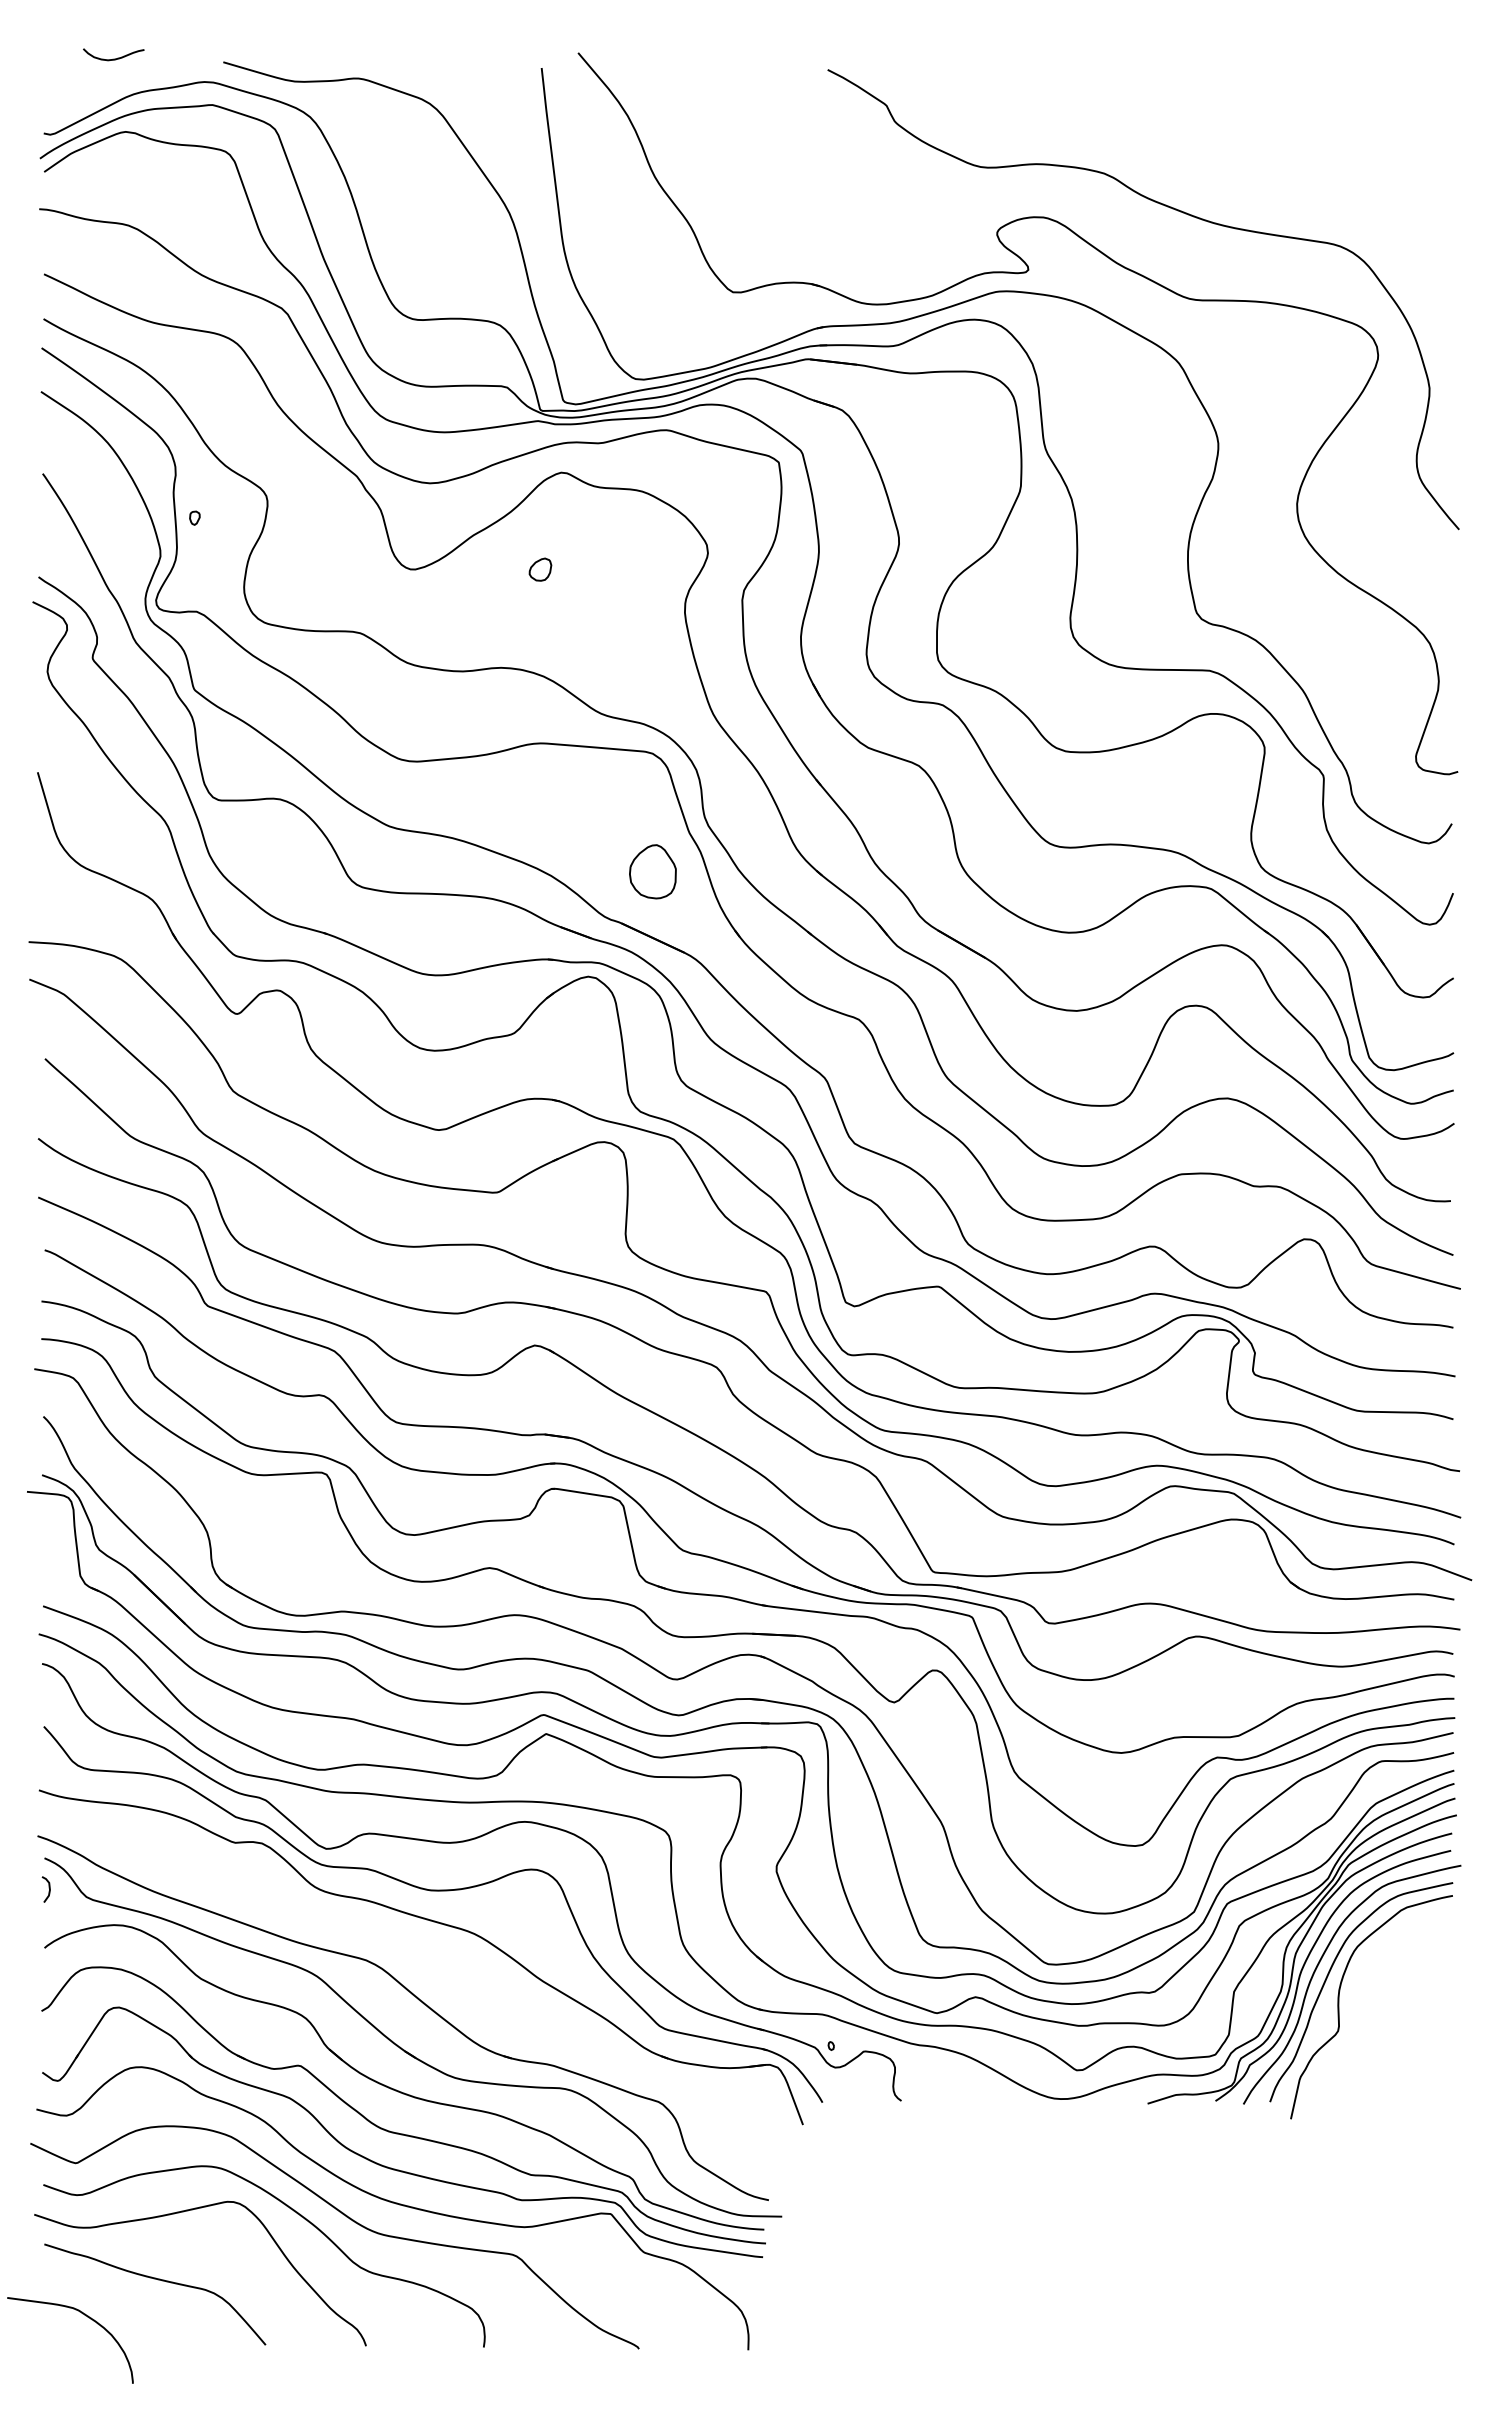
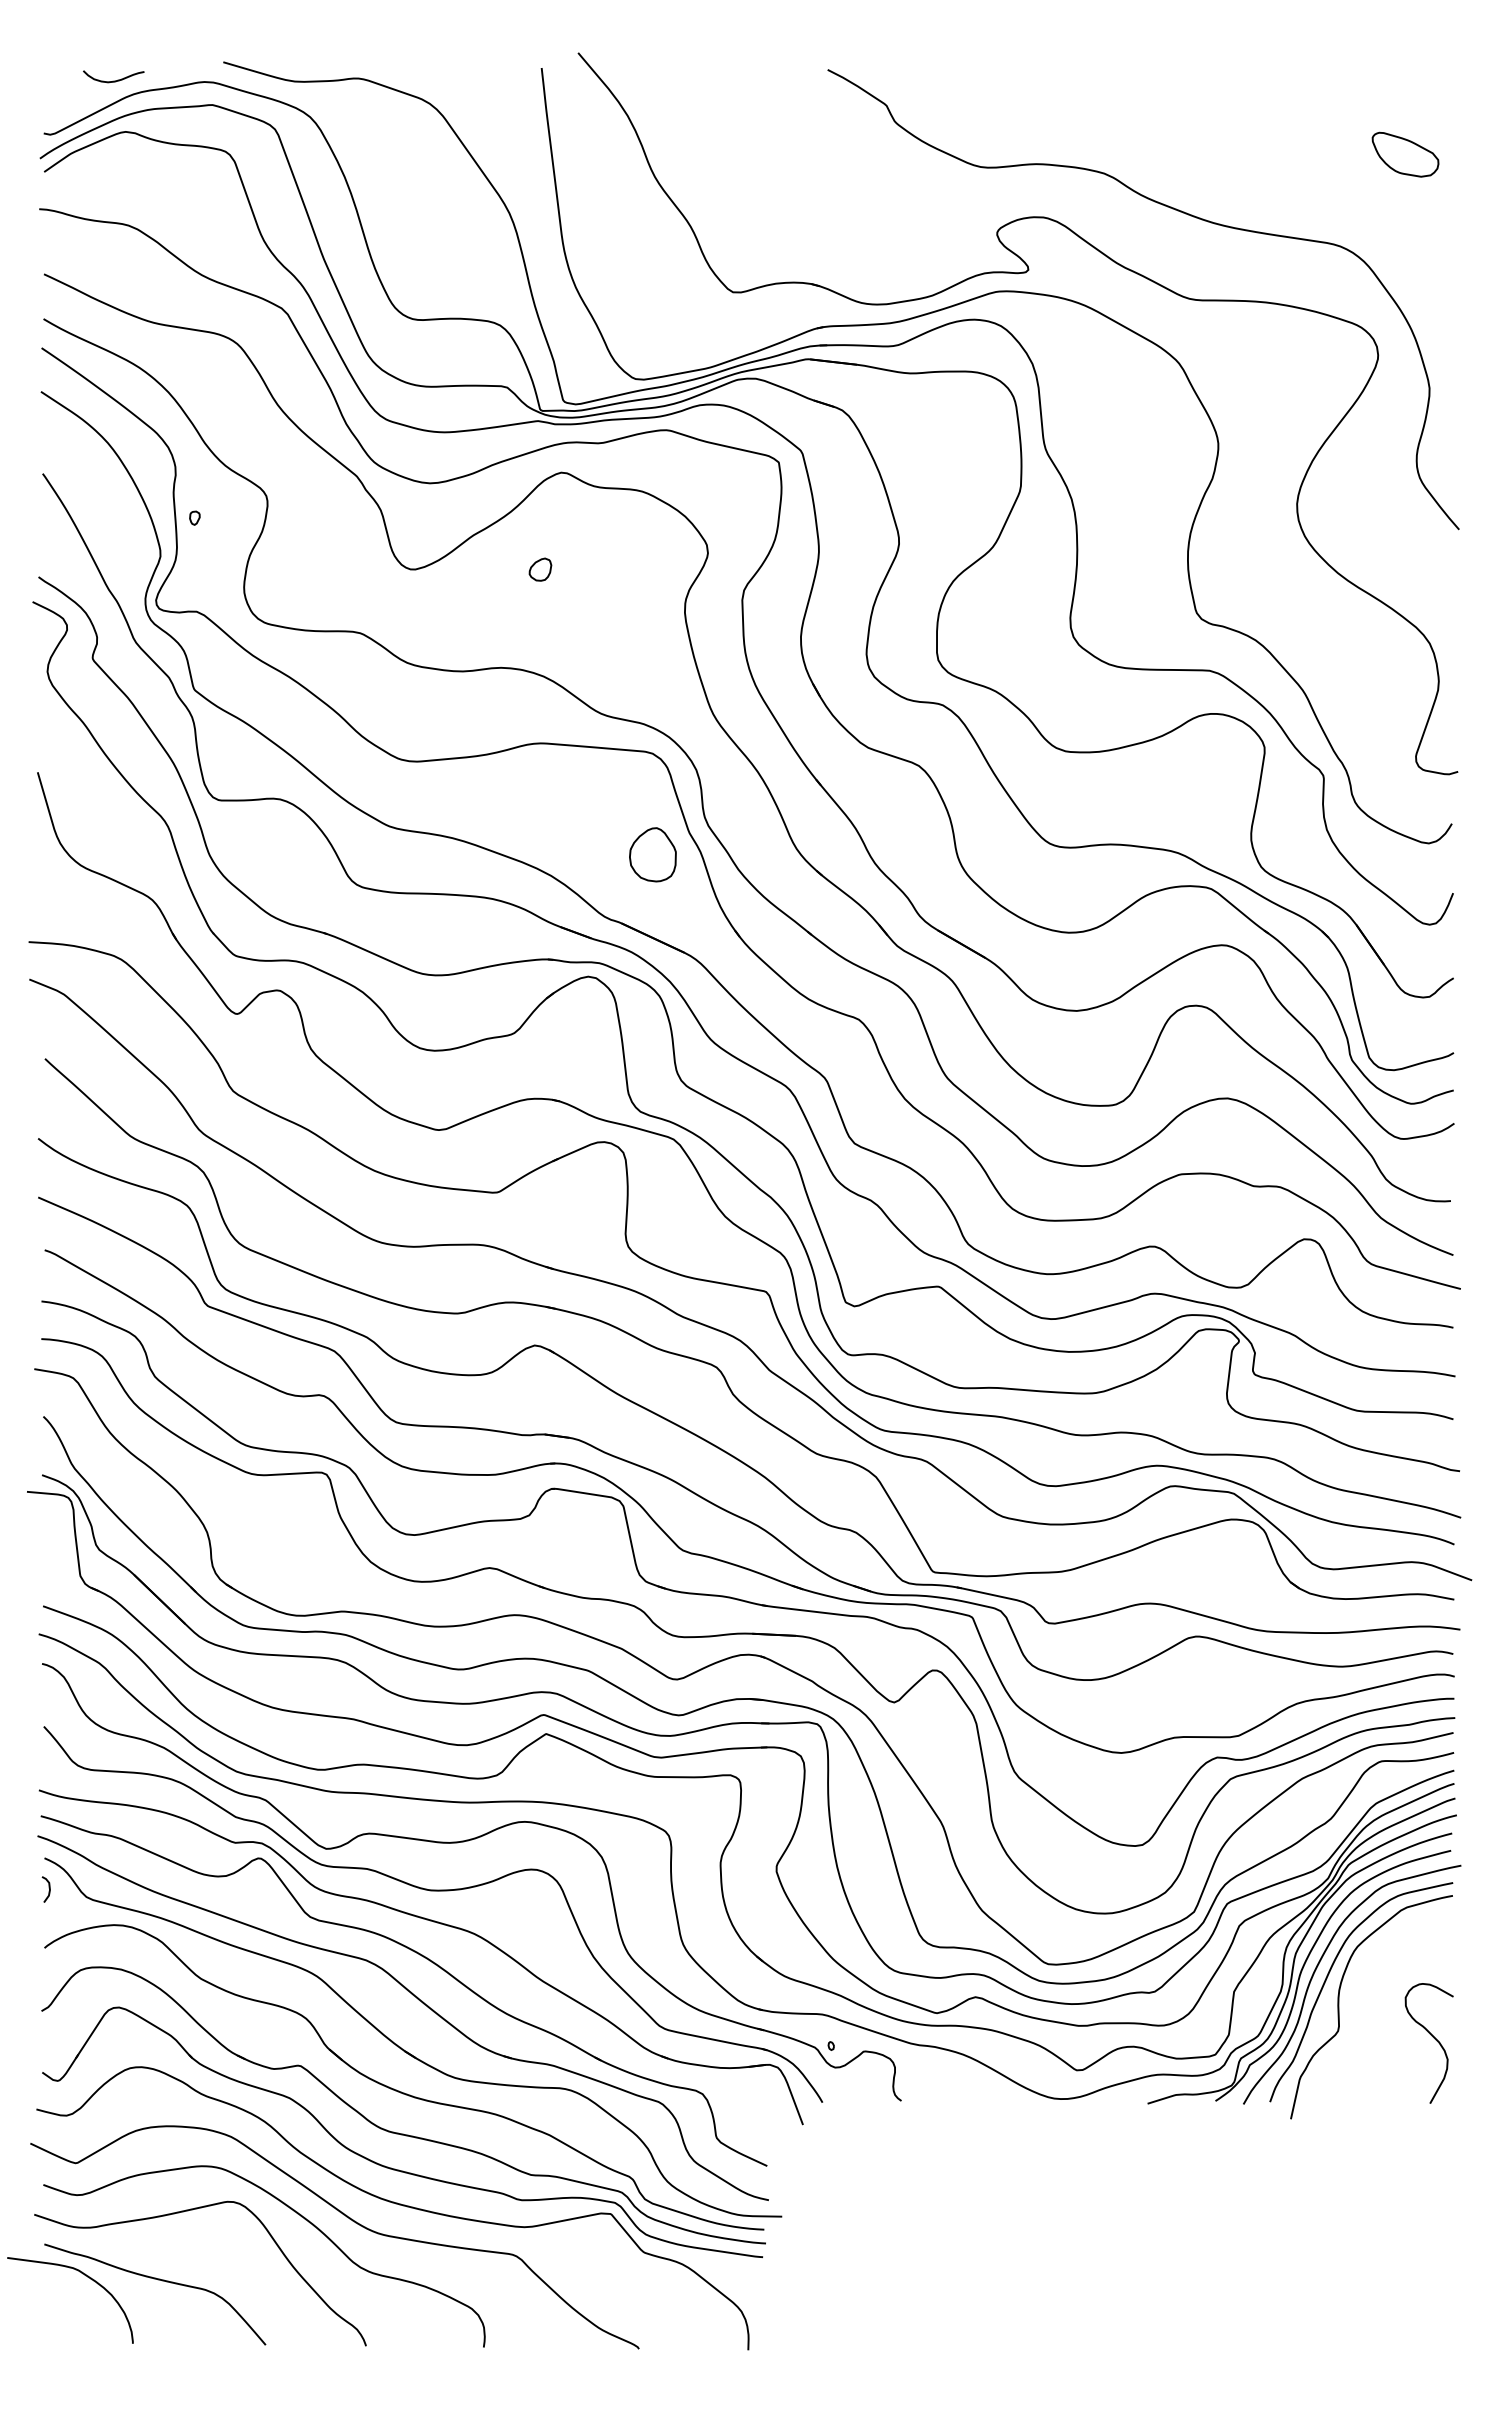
curve position: (113, 58) -> (113, 80) (113, 80)
part: none -> present (1405, 154)
part position: (652, 871) -> (652, 854) (652, 854)
part: none -> present (421, 1956)
curve: none -> present (1433, 2038)
curve position: (85, 2316) -> (85, 2276) (85, 2276)
